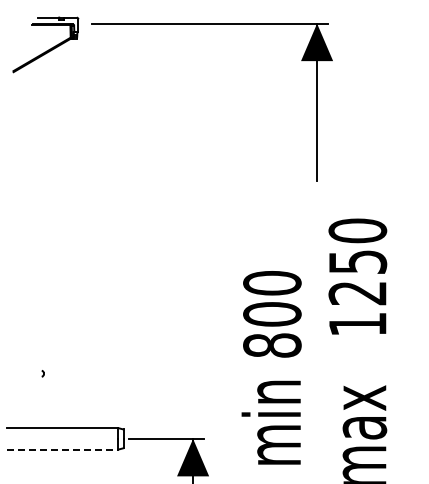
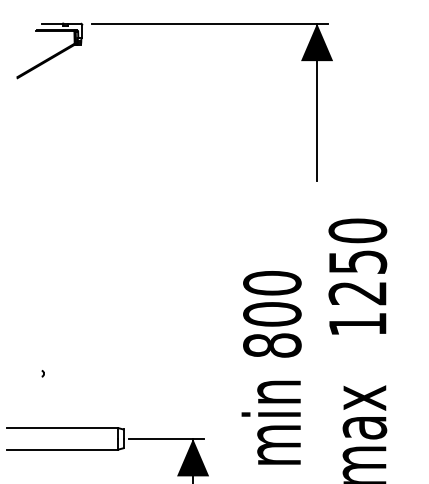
part position: (45, 44) -> (49, 50) (49, 50)
line: dashed -> solid (62, 449)
